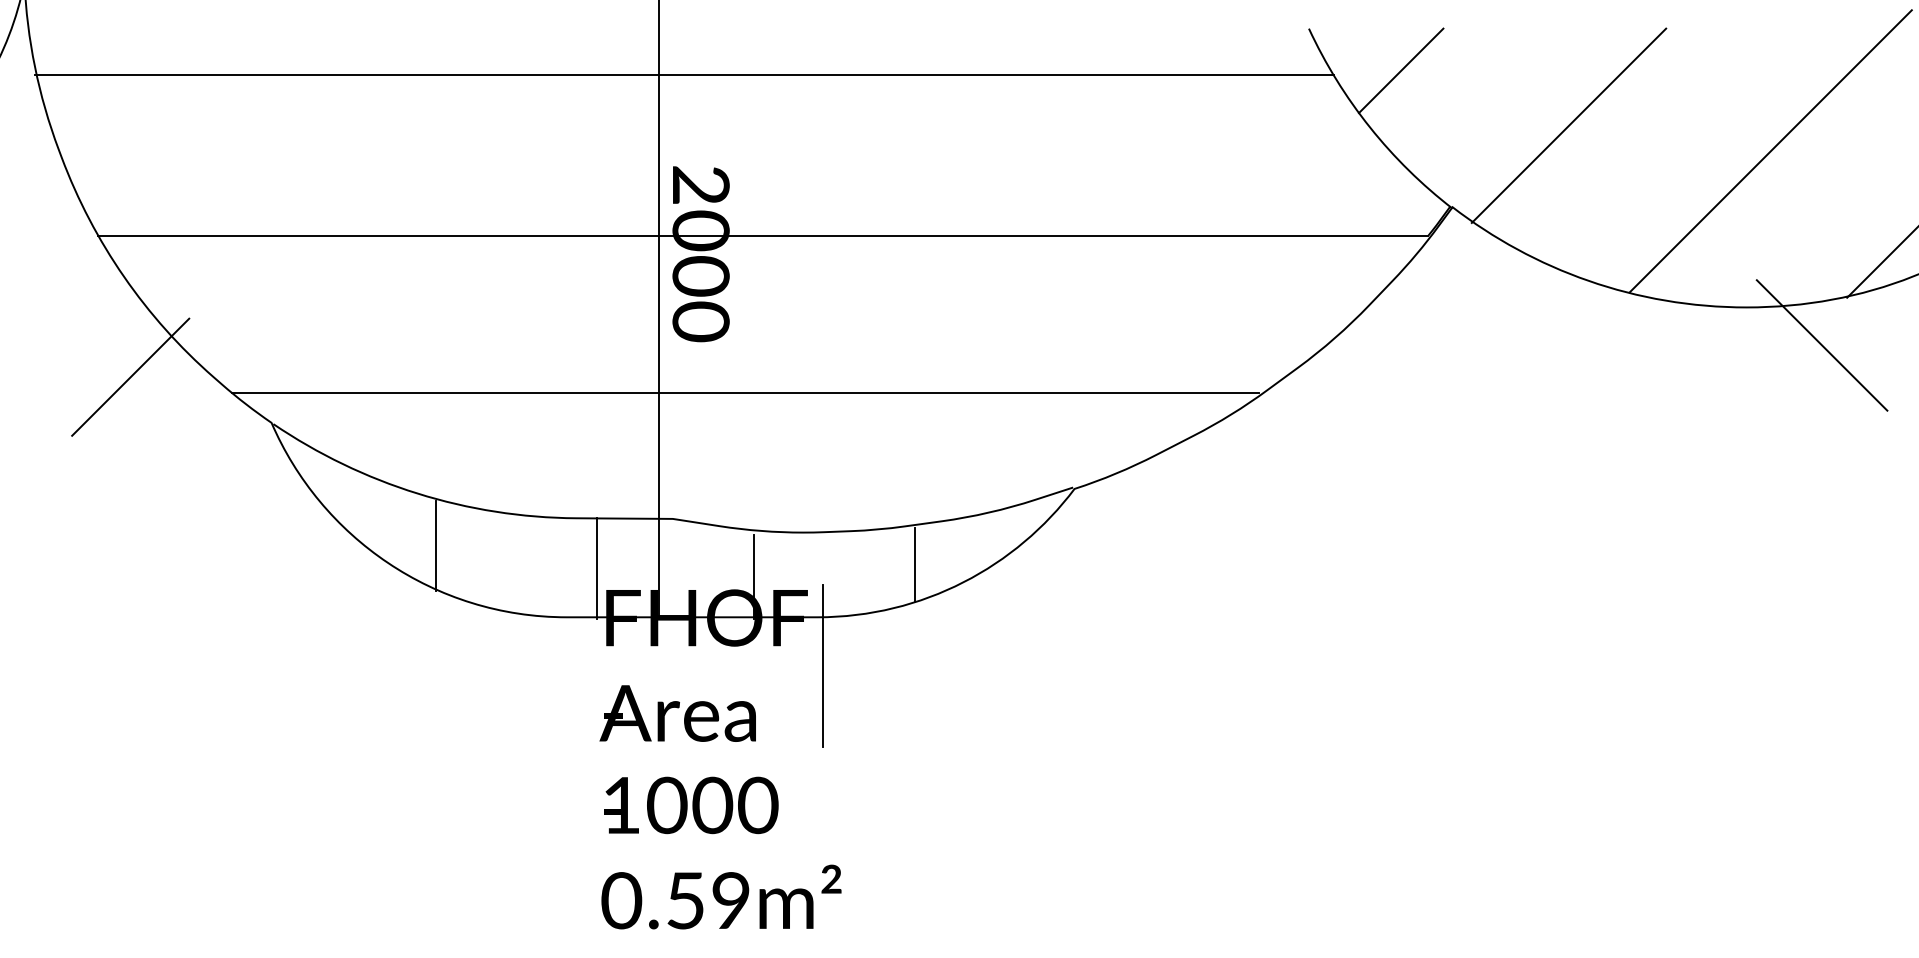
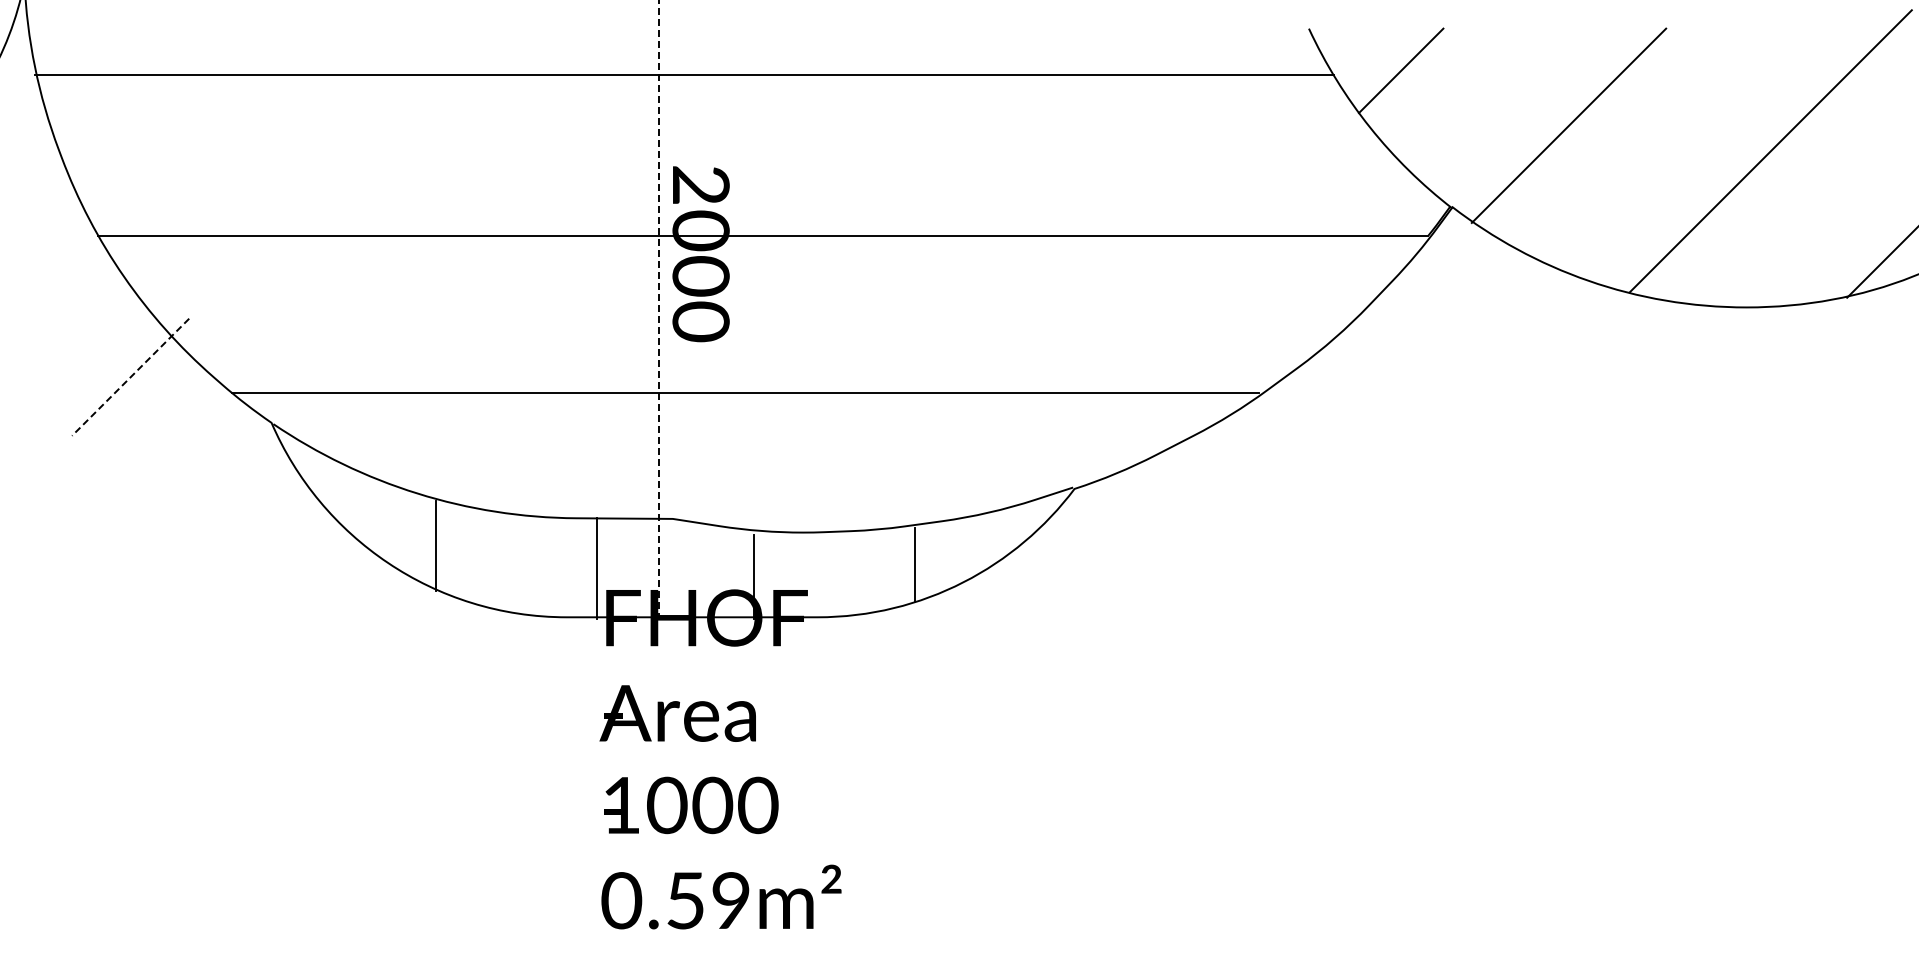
line: solid -> dashed (659, 309)
line: present -> none (1821, 345)
line: solid -> dashed (130, 377)
line: present -> none (822, 665)
